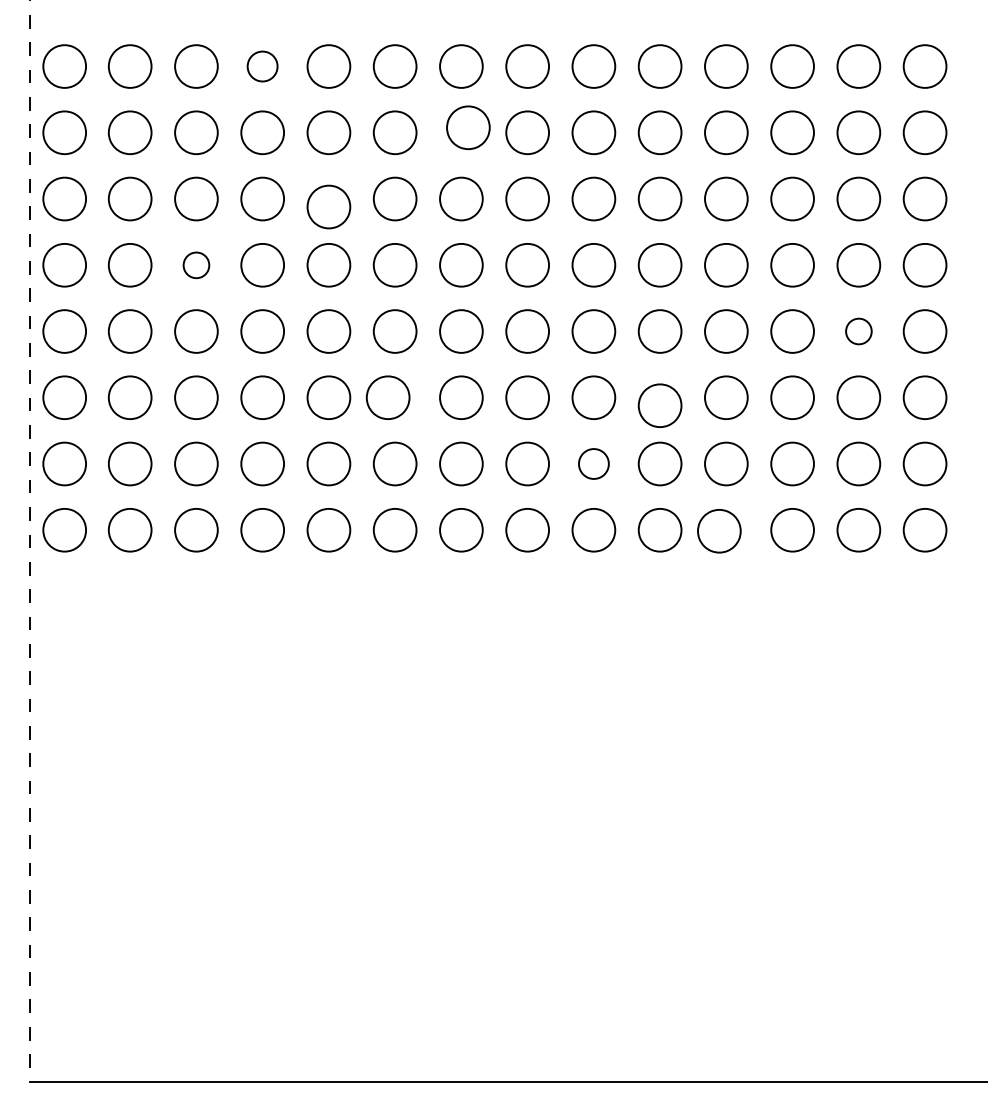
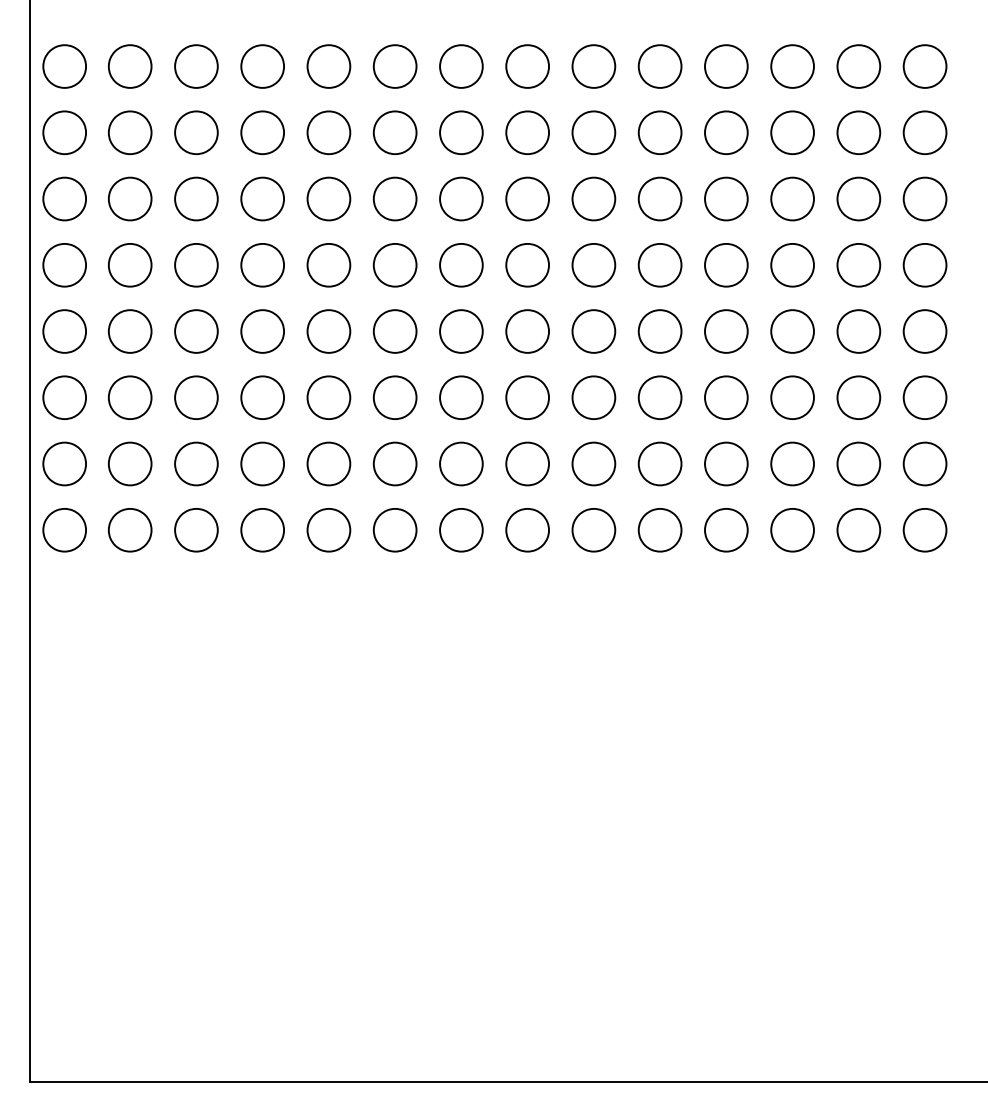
part size: 33x33 px -> 45x45 px (262, 66)
part position: (468, 127) -> (461, 132) (461, 132)
part position: (328, 206) -> (328, 198) (328, 198)
part size: 29x29 px -> 45x45 px (196, 265)
part size: 28x29 px -> 46x45 px (858, 331)
part position: (387, 397) -> (394, 397) (394, 397)
part position: (659, 405) -> (659, 397) (659, 397)
part size: 32x32 px -> 46x46 px (593, 463)
part position: (719, 531) -> (726, 530) (726, 530)
line: dashed -> solid (29, 541)
